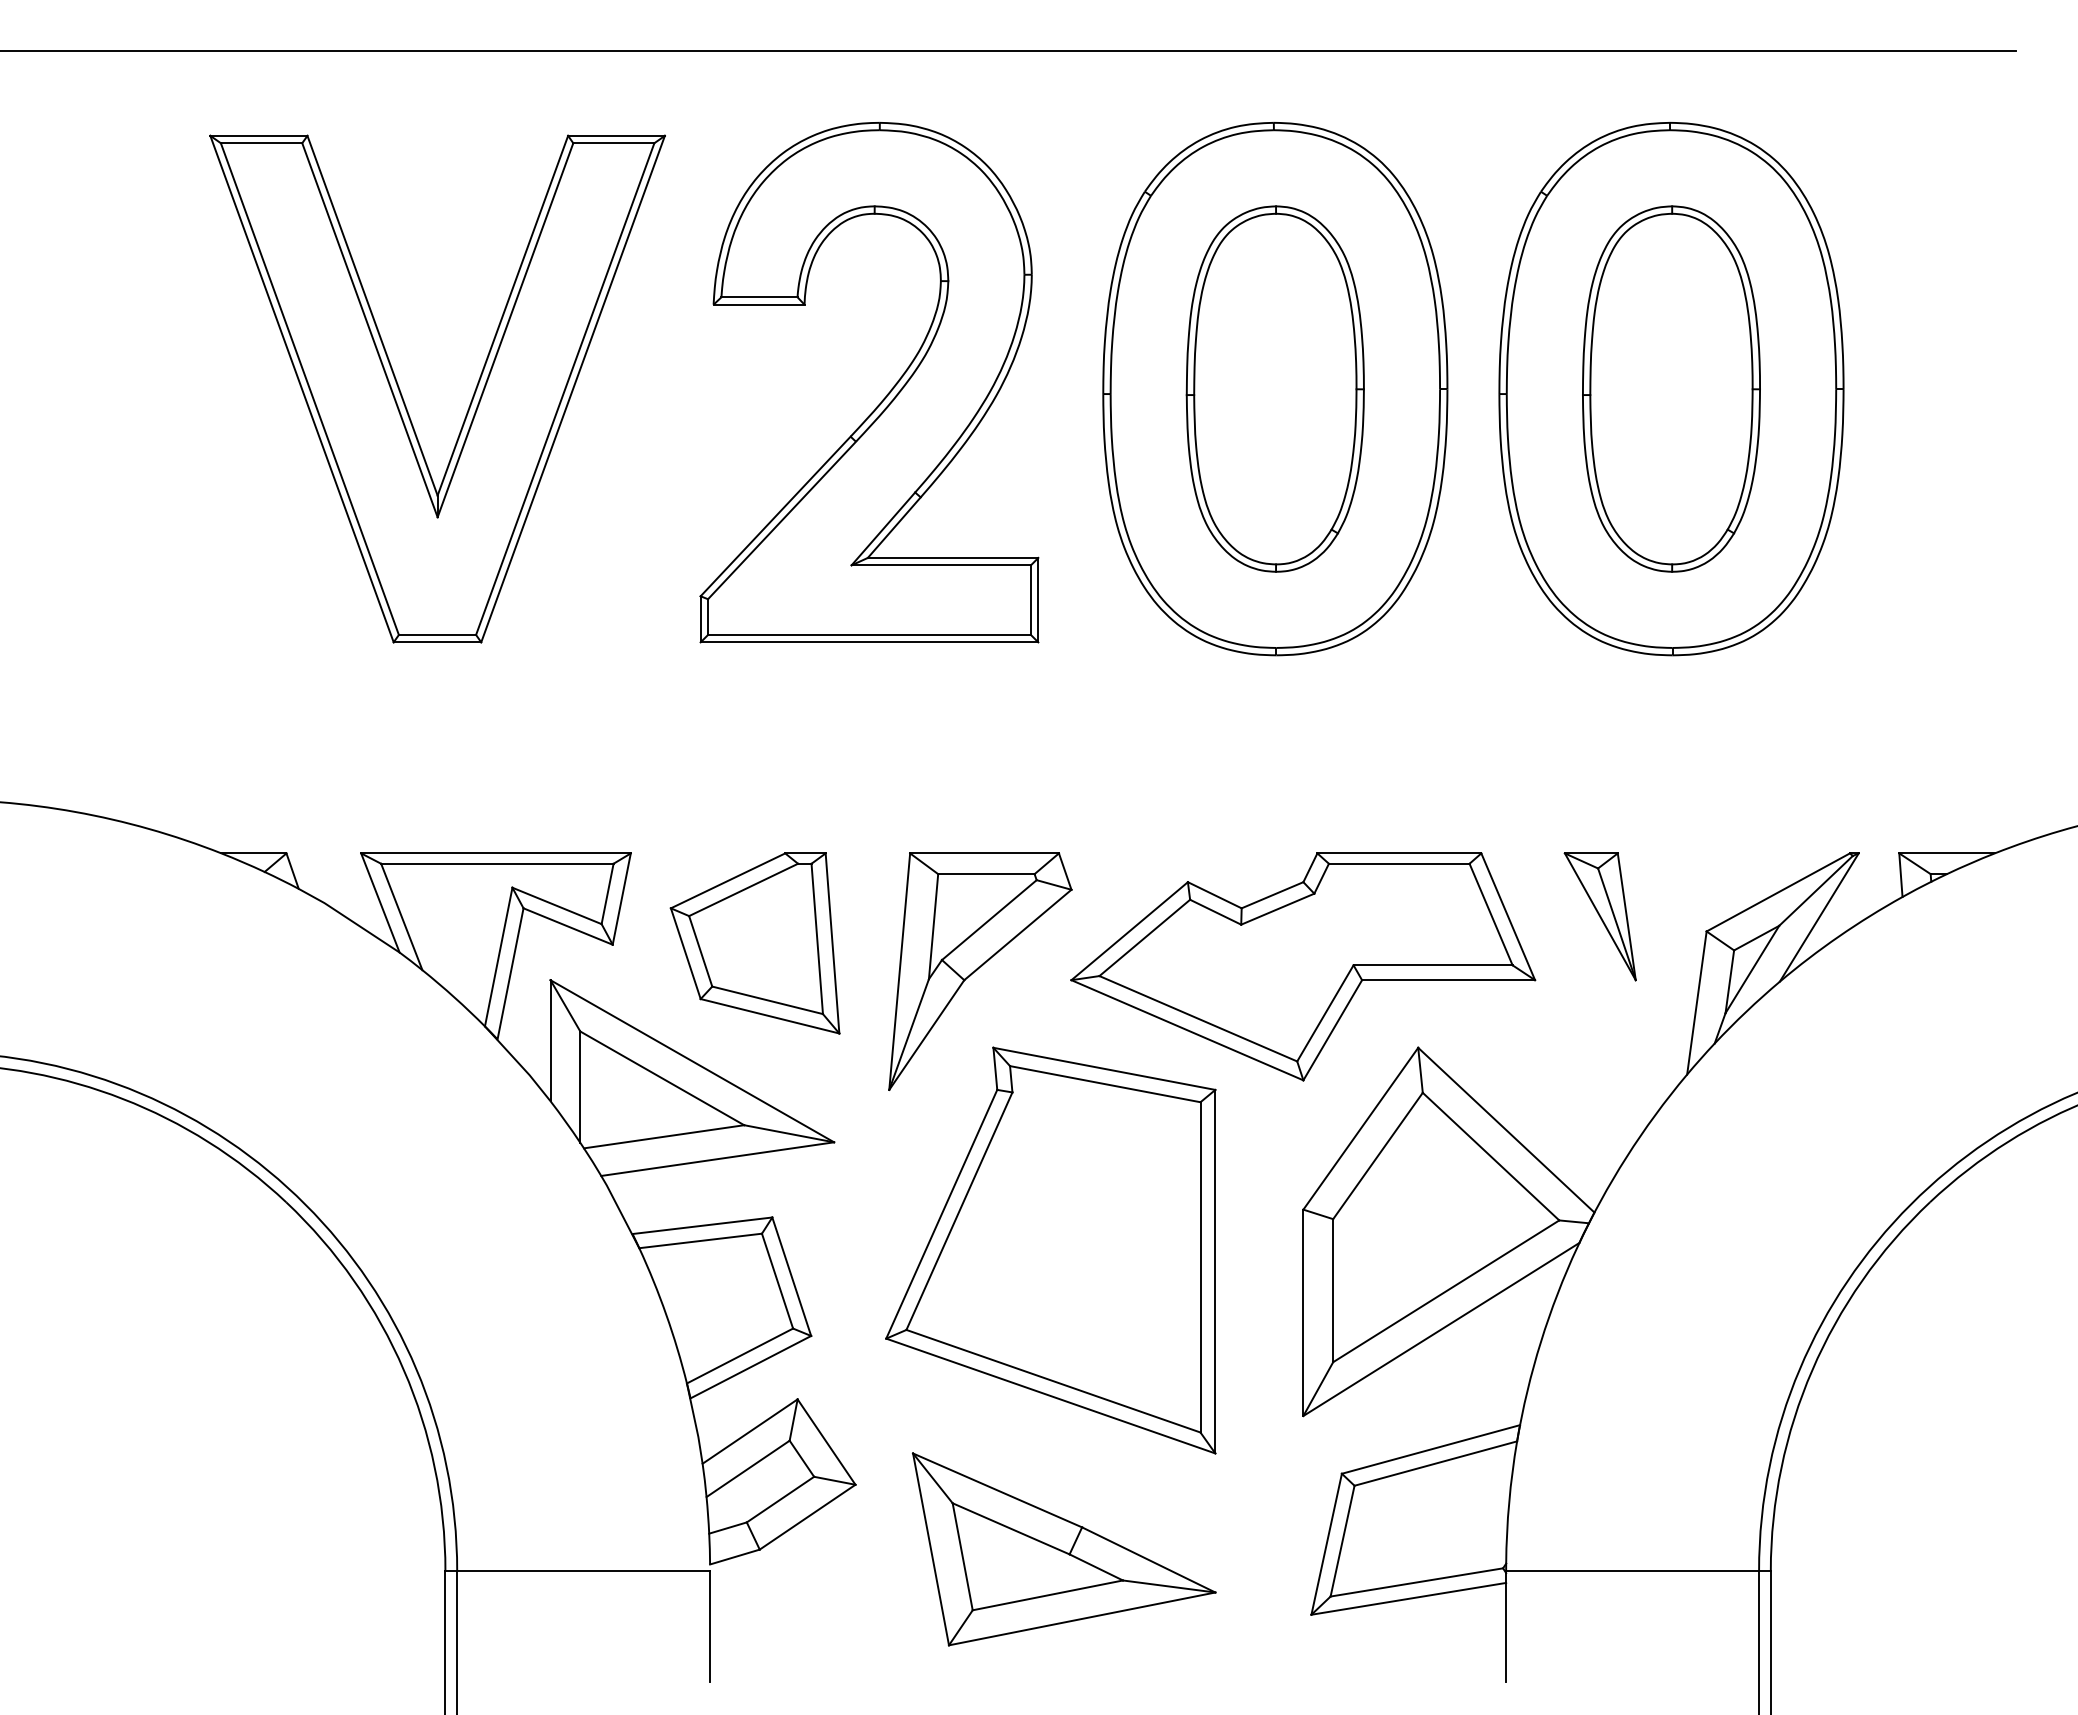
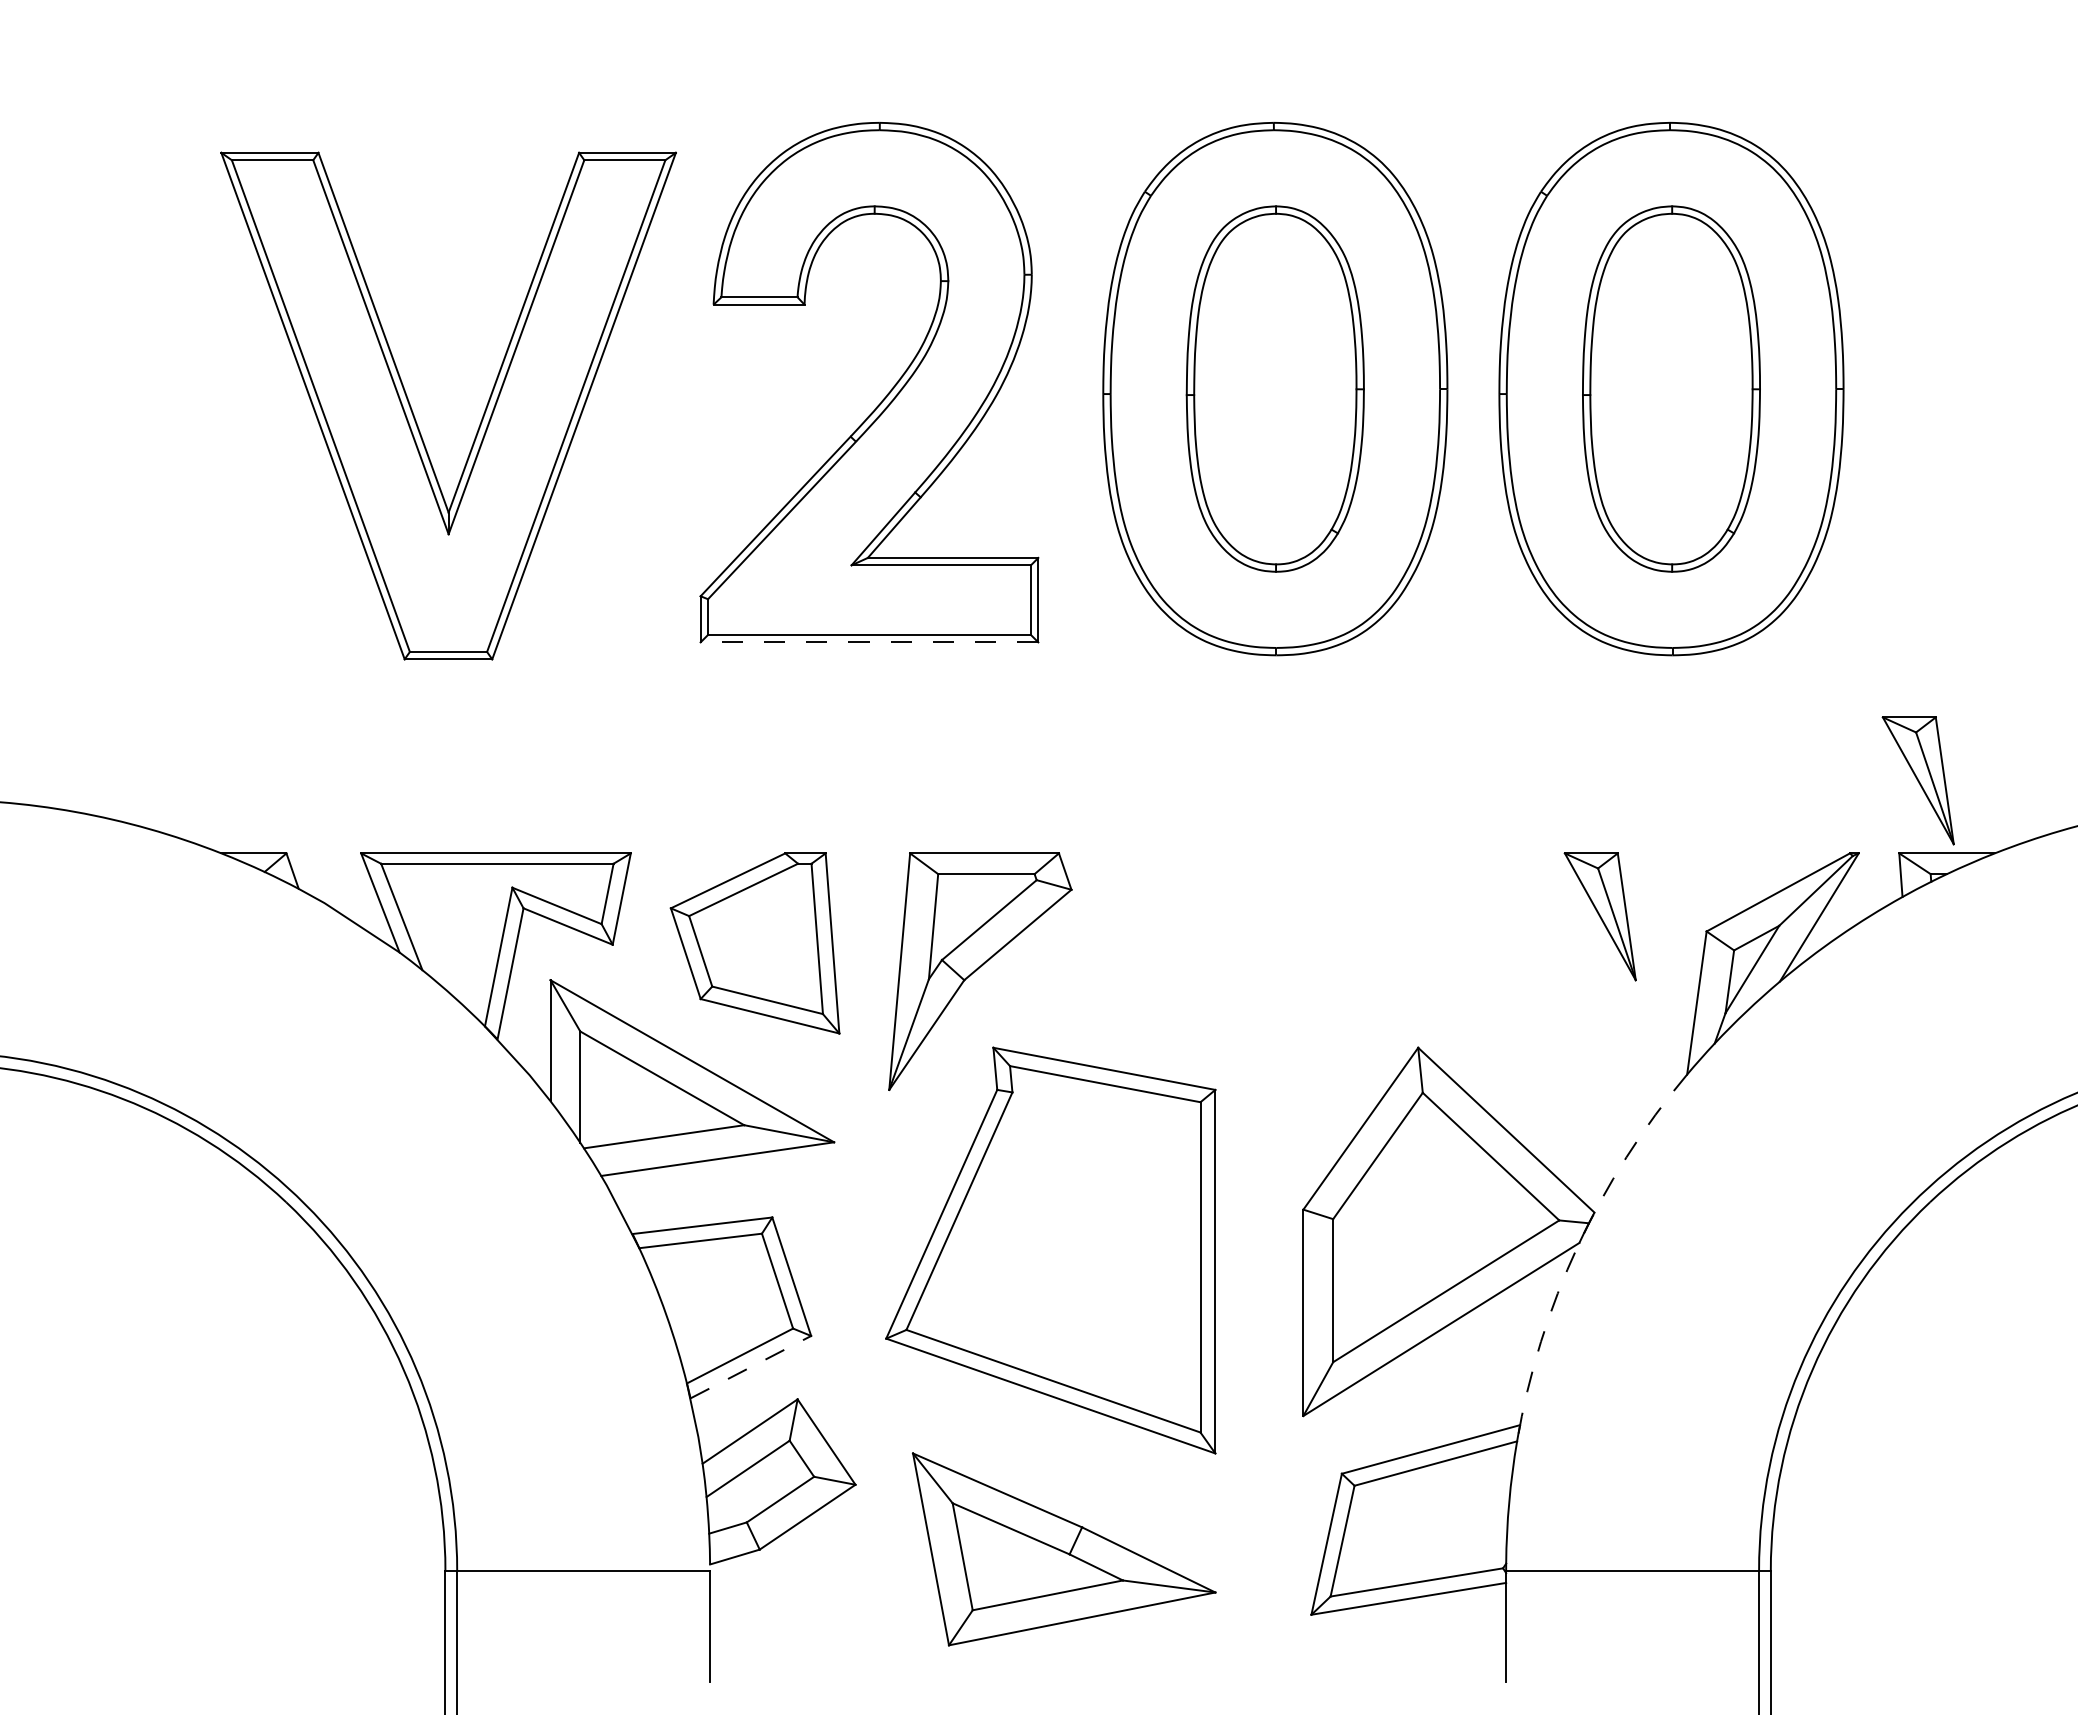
line: present -> none (1008, 51)
part position: (404, 400) -> (415, 417) (415, 417)
line: solid -> dashed (869, 642)
part: none -> present (1917, 780)
part: present -> none (1303, 966)
arc: solid -> dashed (1577, 1246)
line: solid -> dashed (750, 1367)
